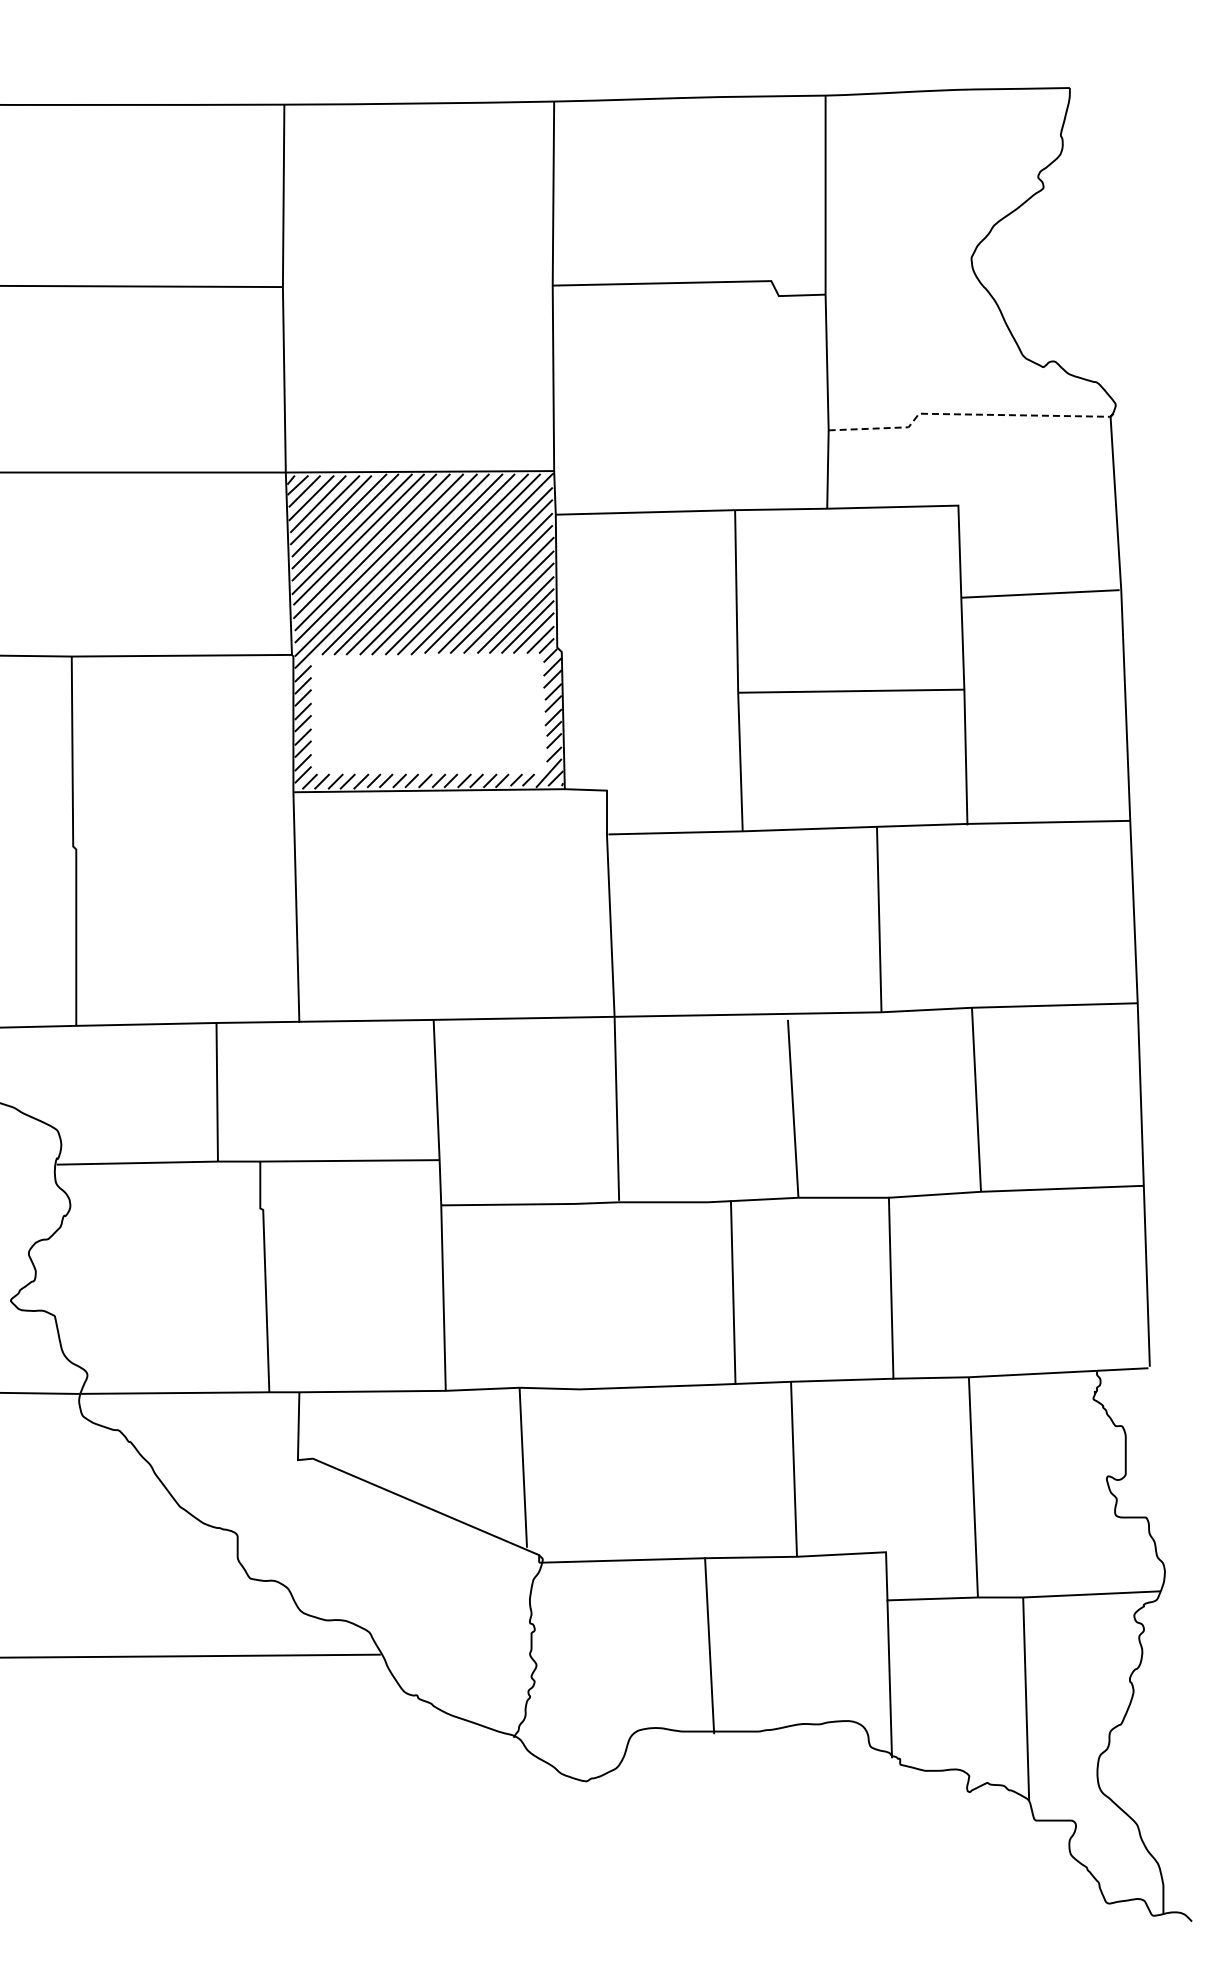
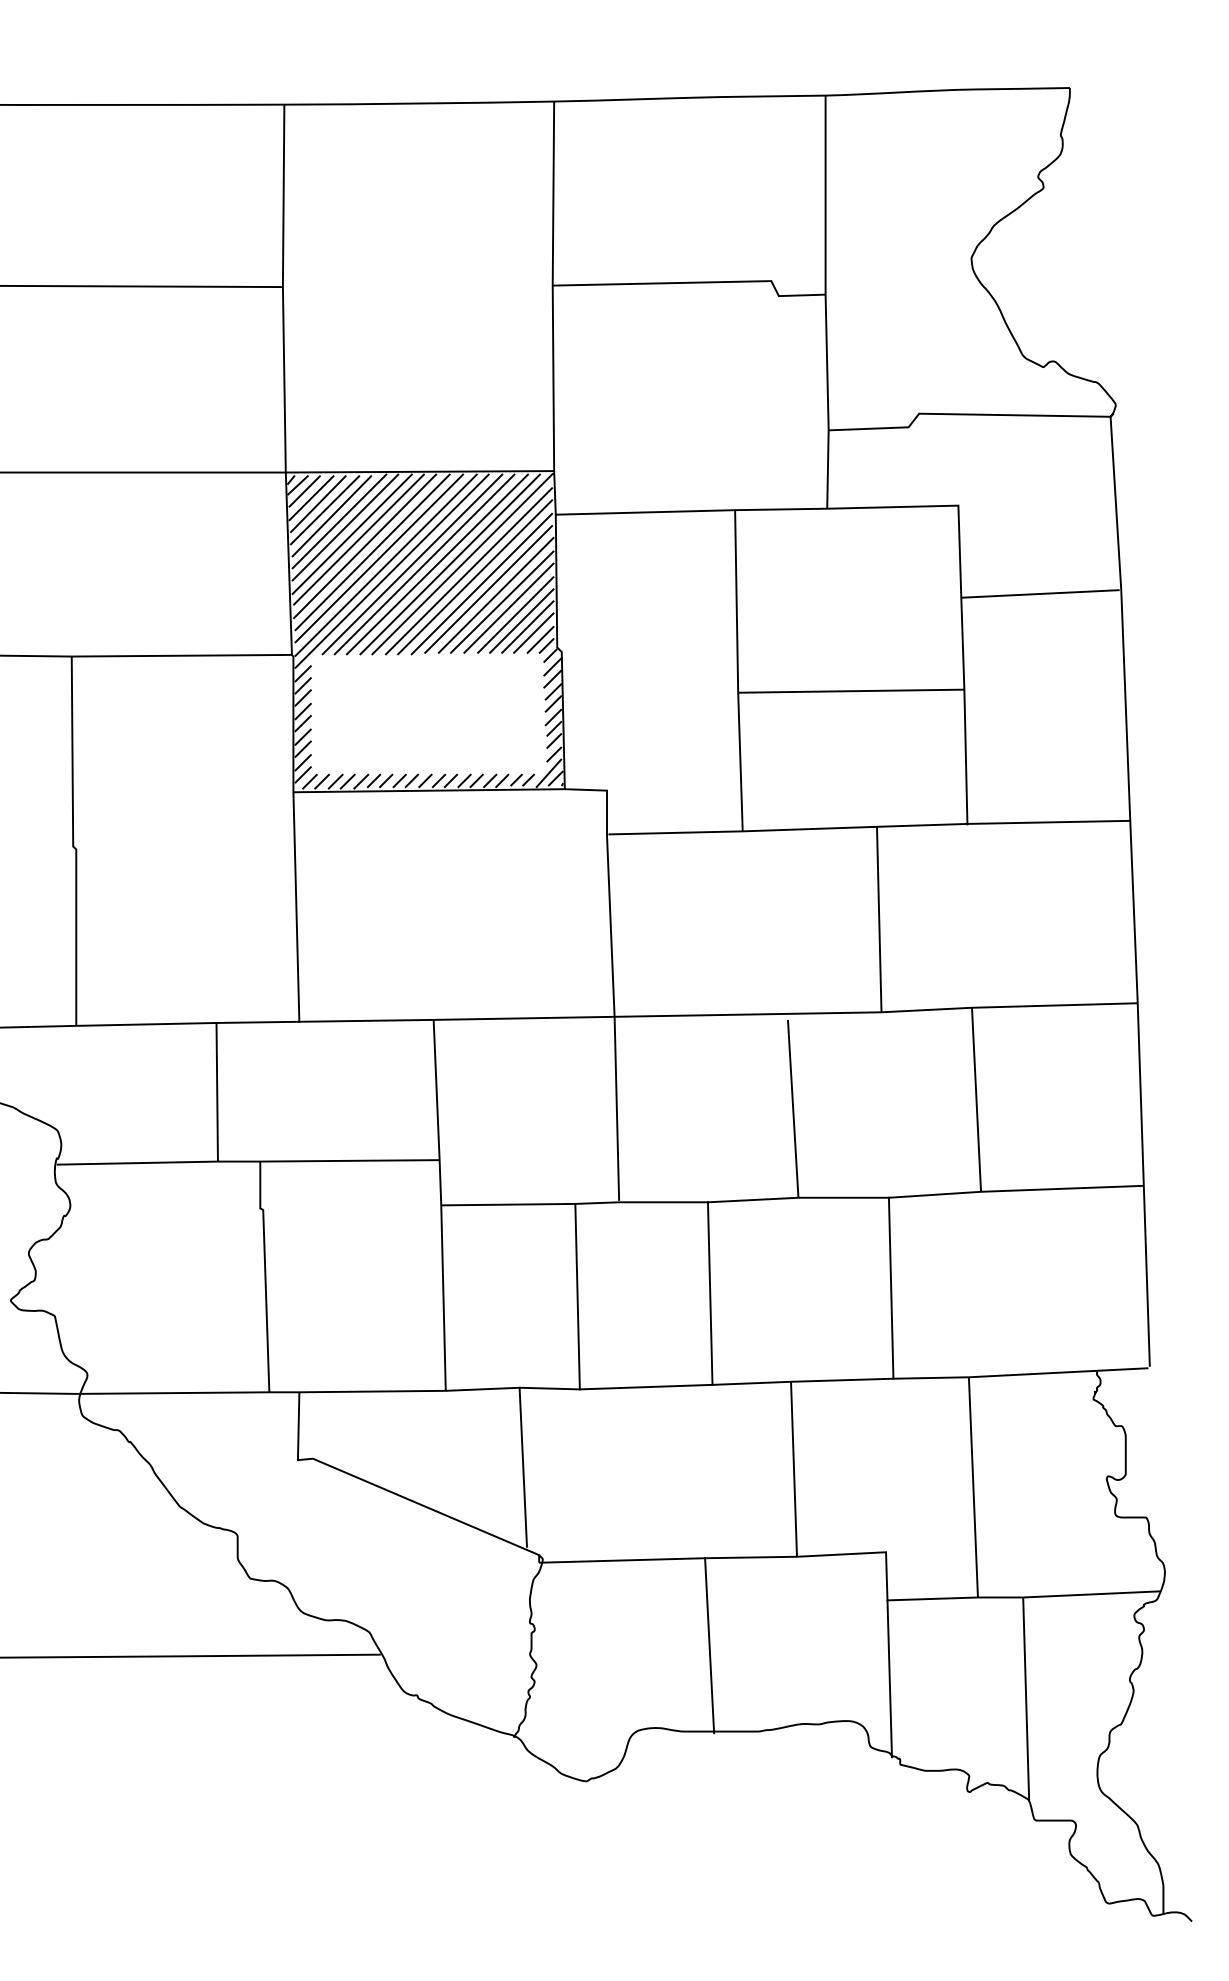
line: dashed -> solid (965, 414)
line position: (732, 1292) -> (709, 1293) (709, 1293)
line: none -> present (577, 1296)
